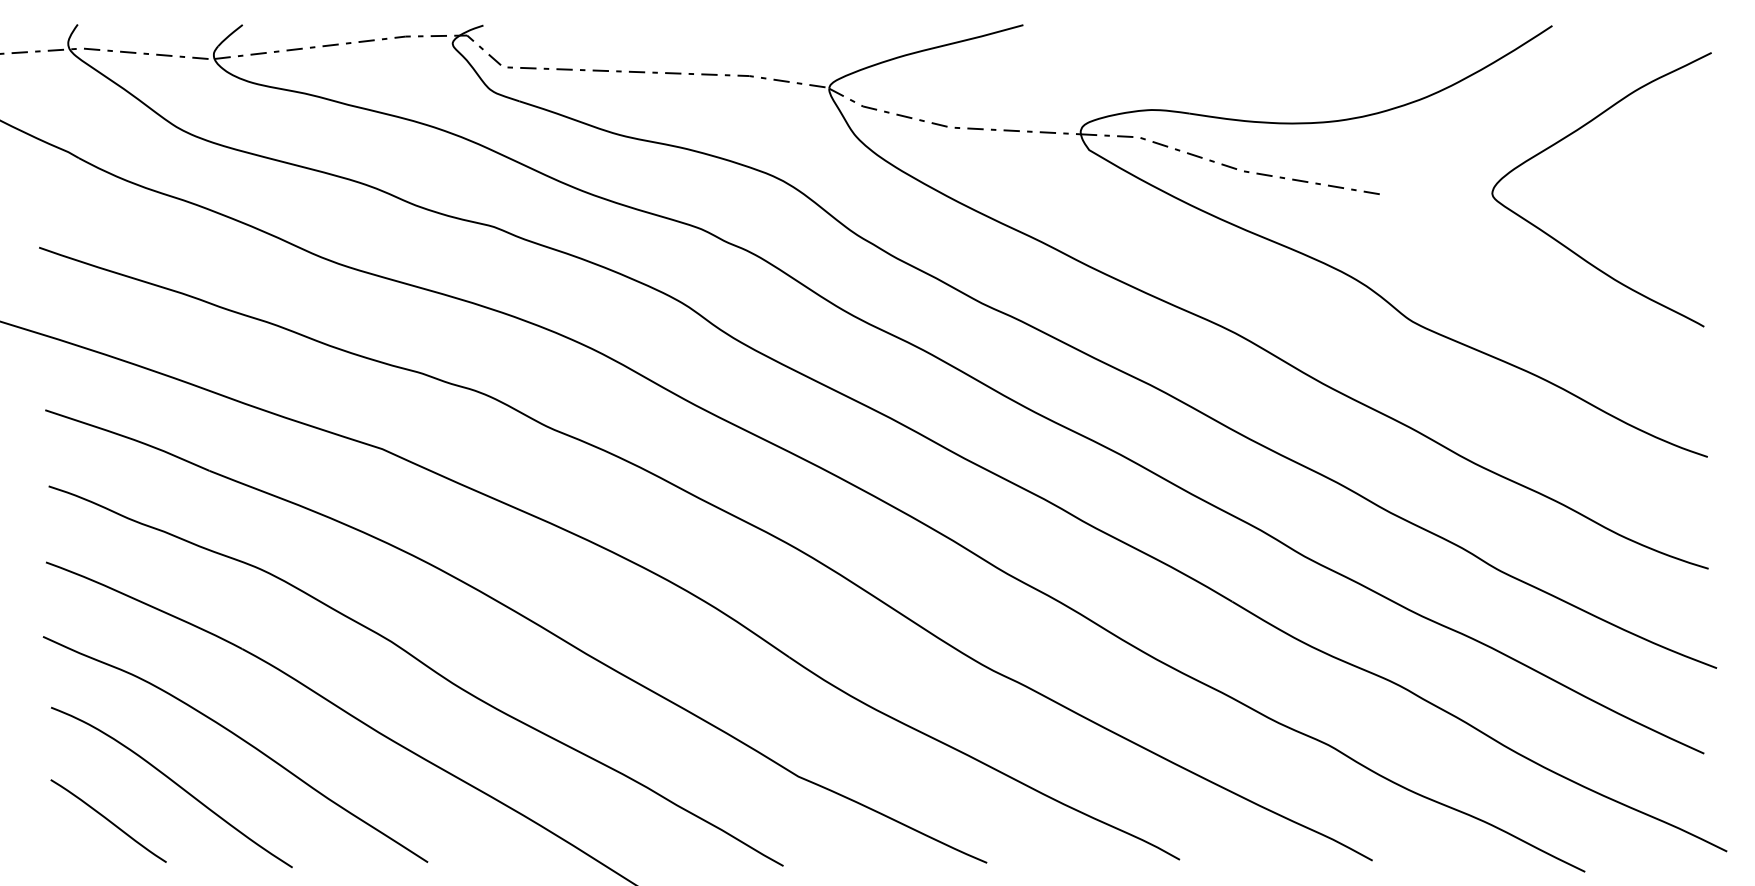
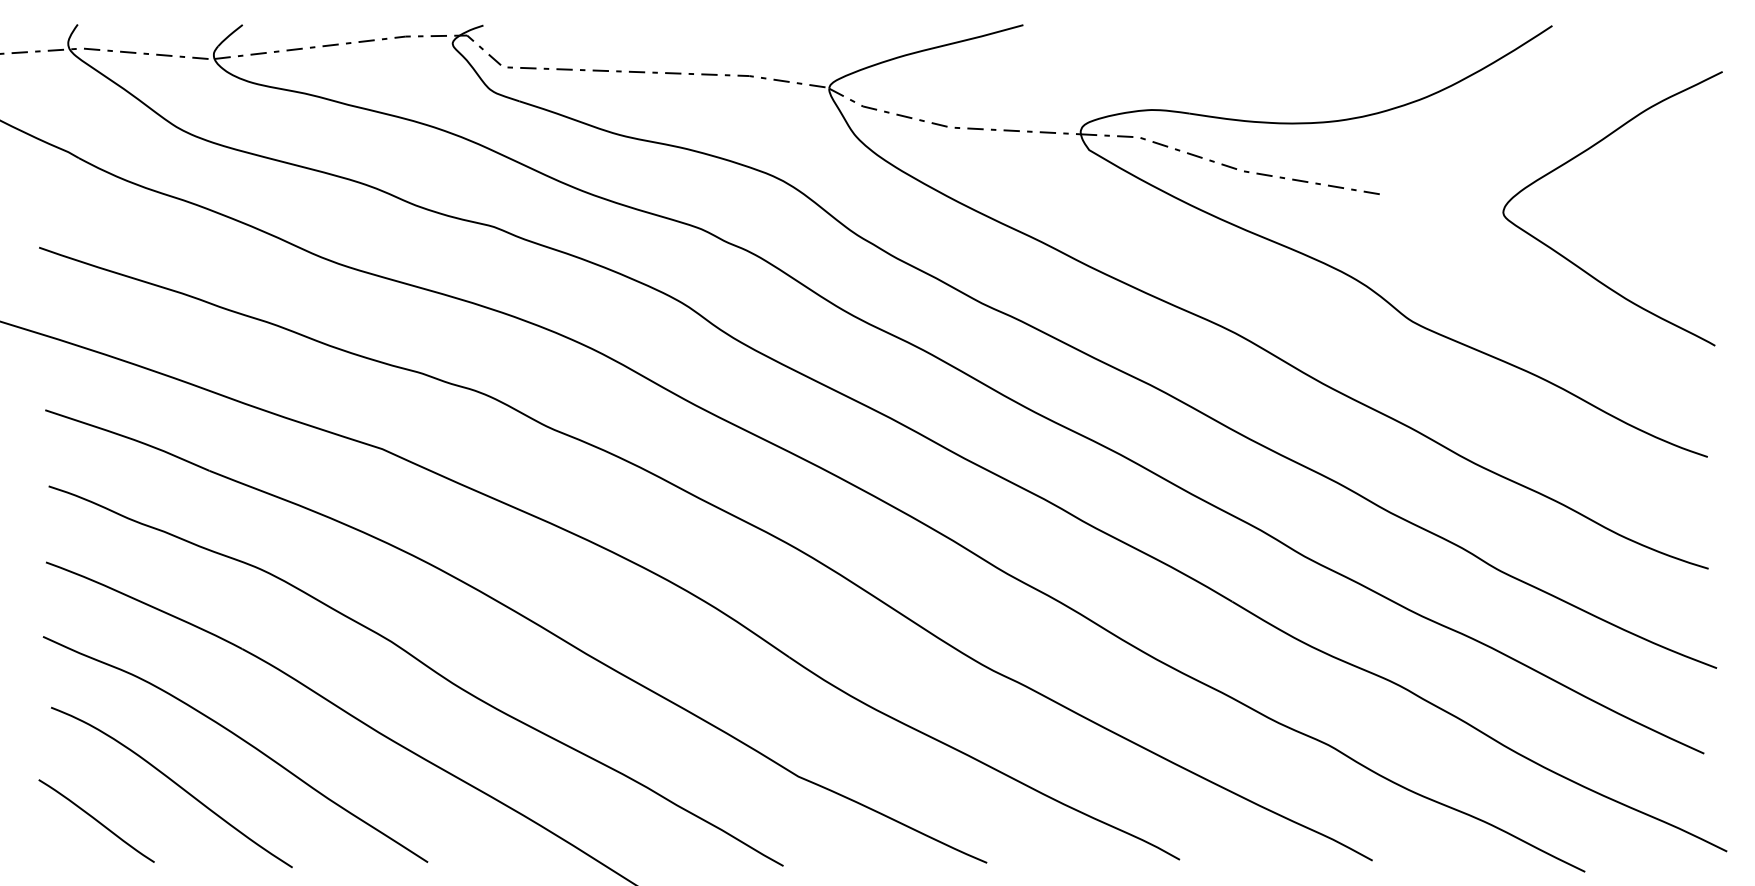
curve position: (1567, 137) -> (1578, 156) (1578, 156)
curve position: (108, 820) -> (96, 820) (96, 820)
